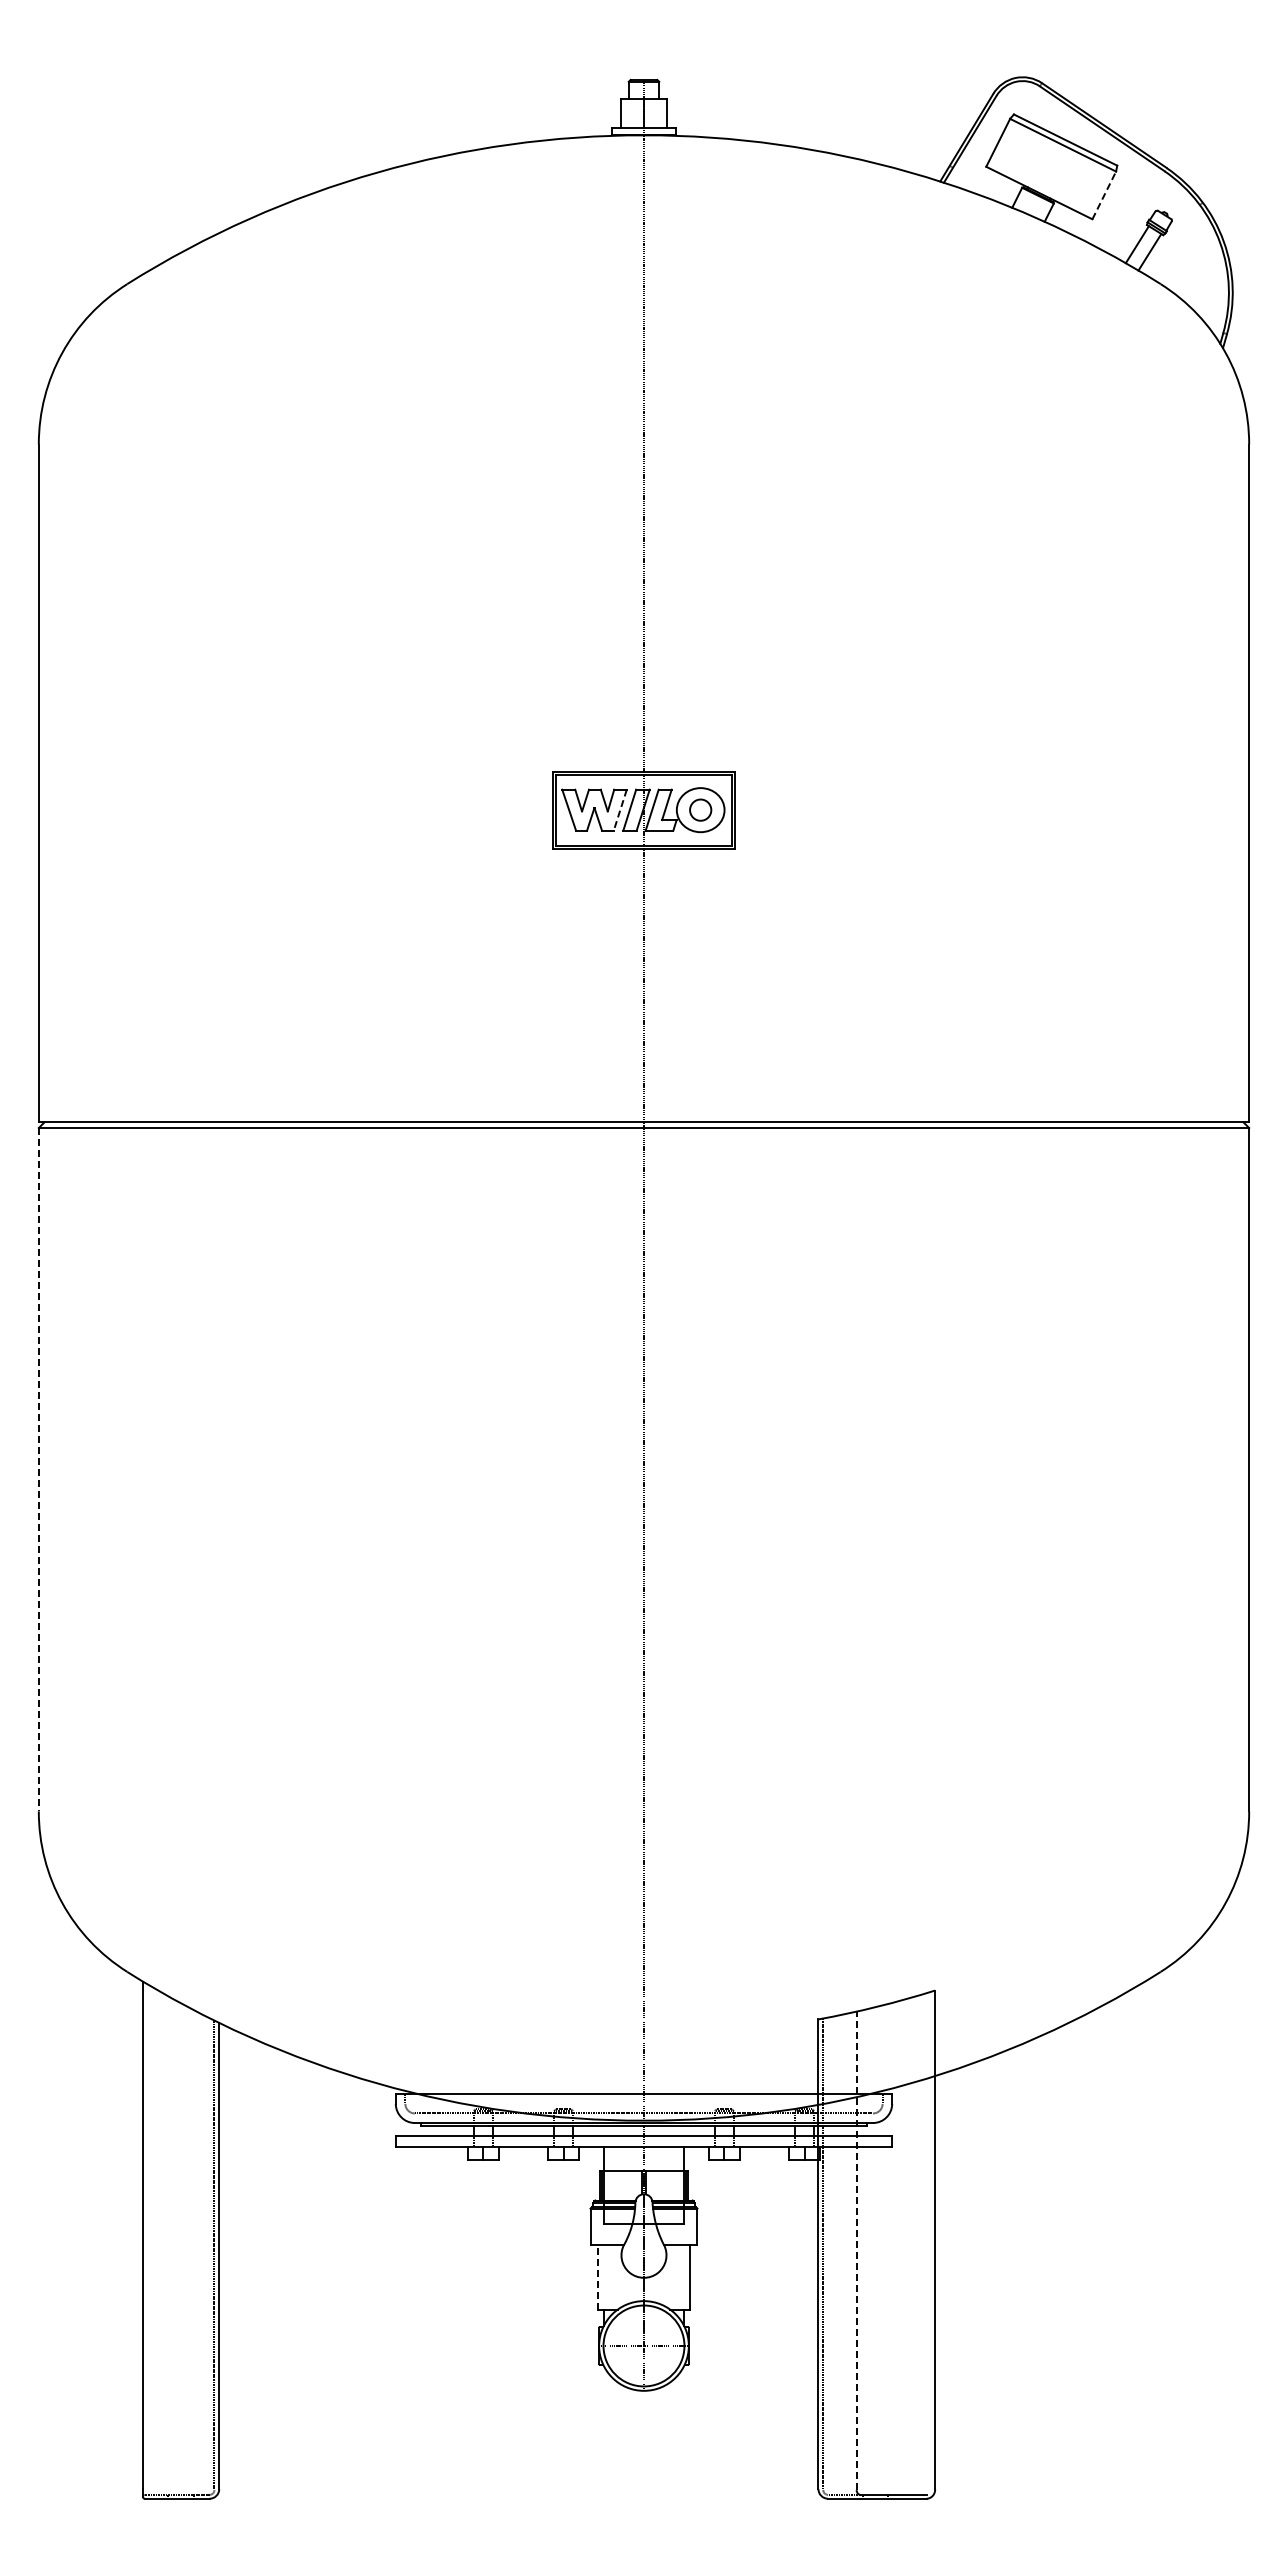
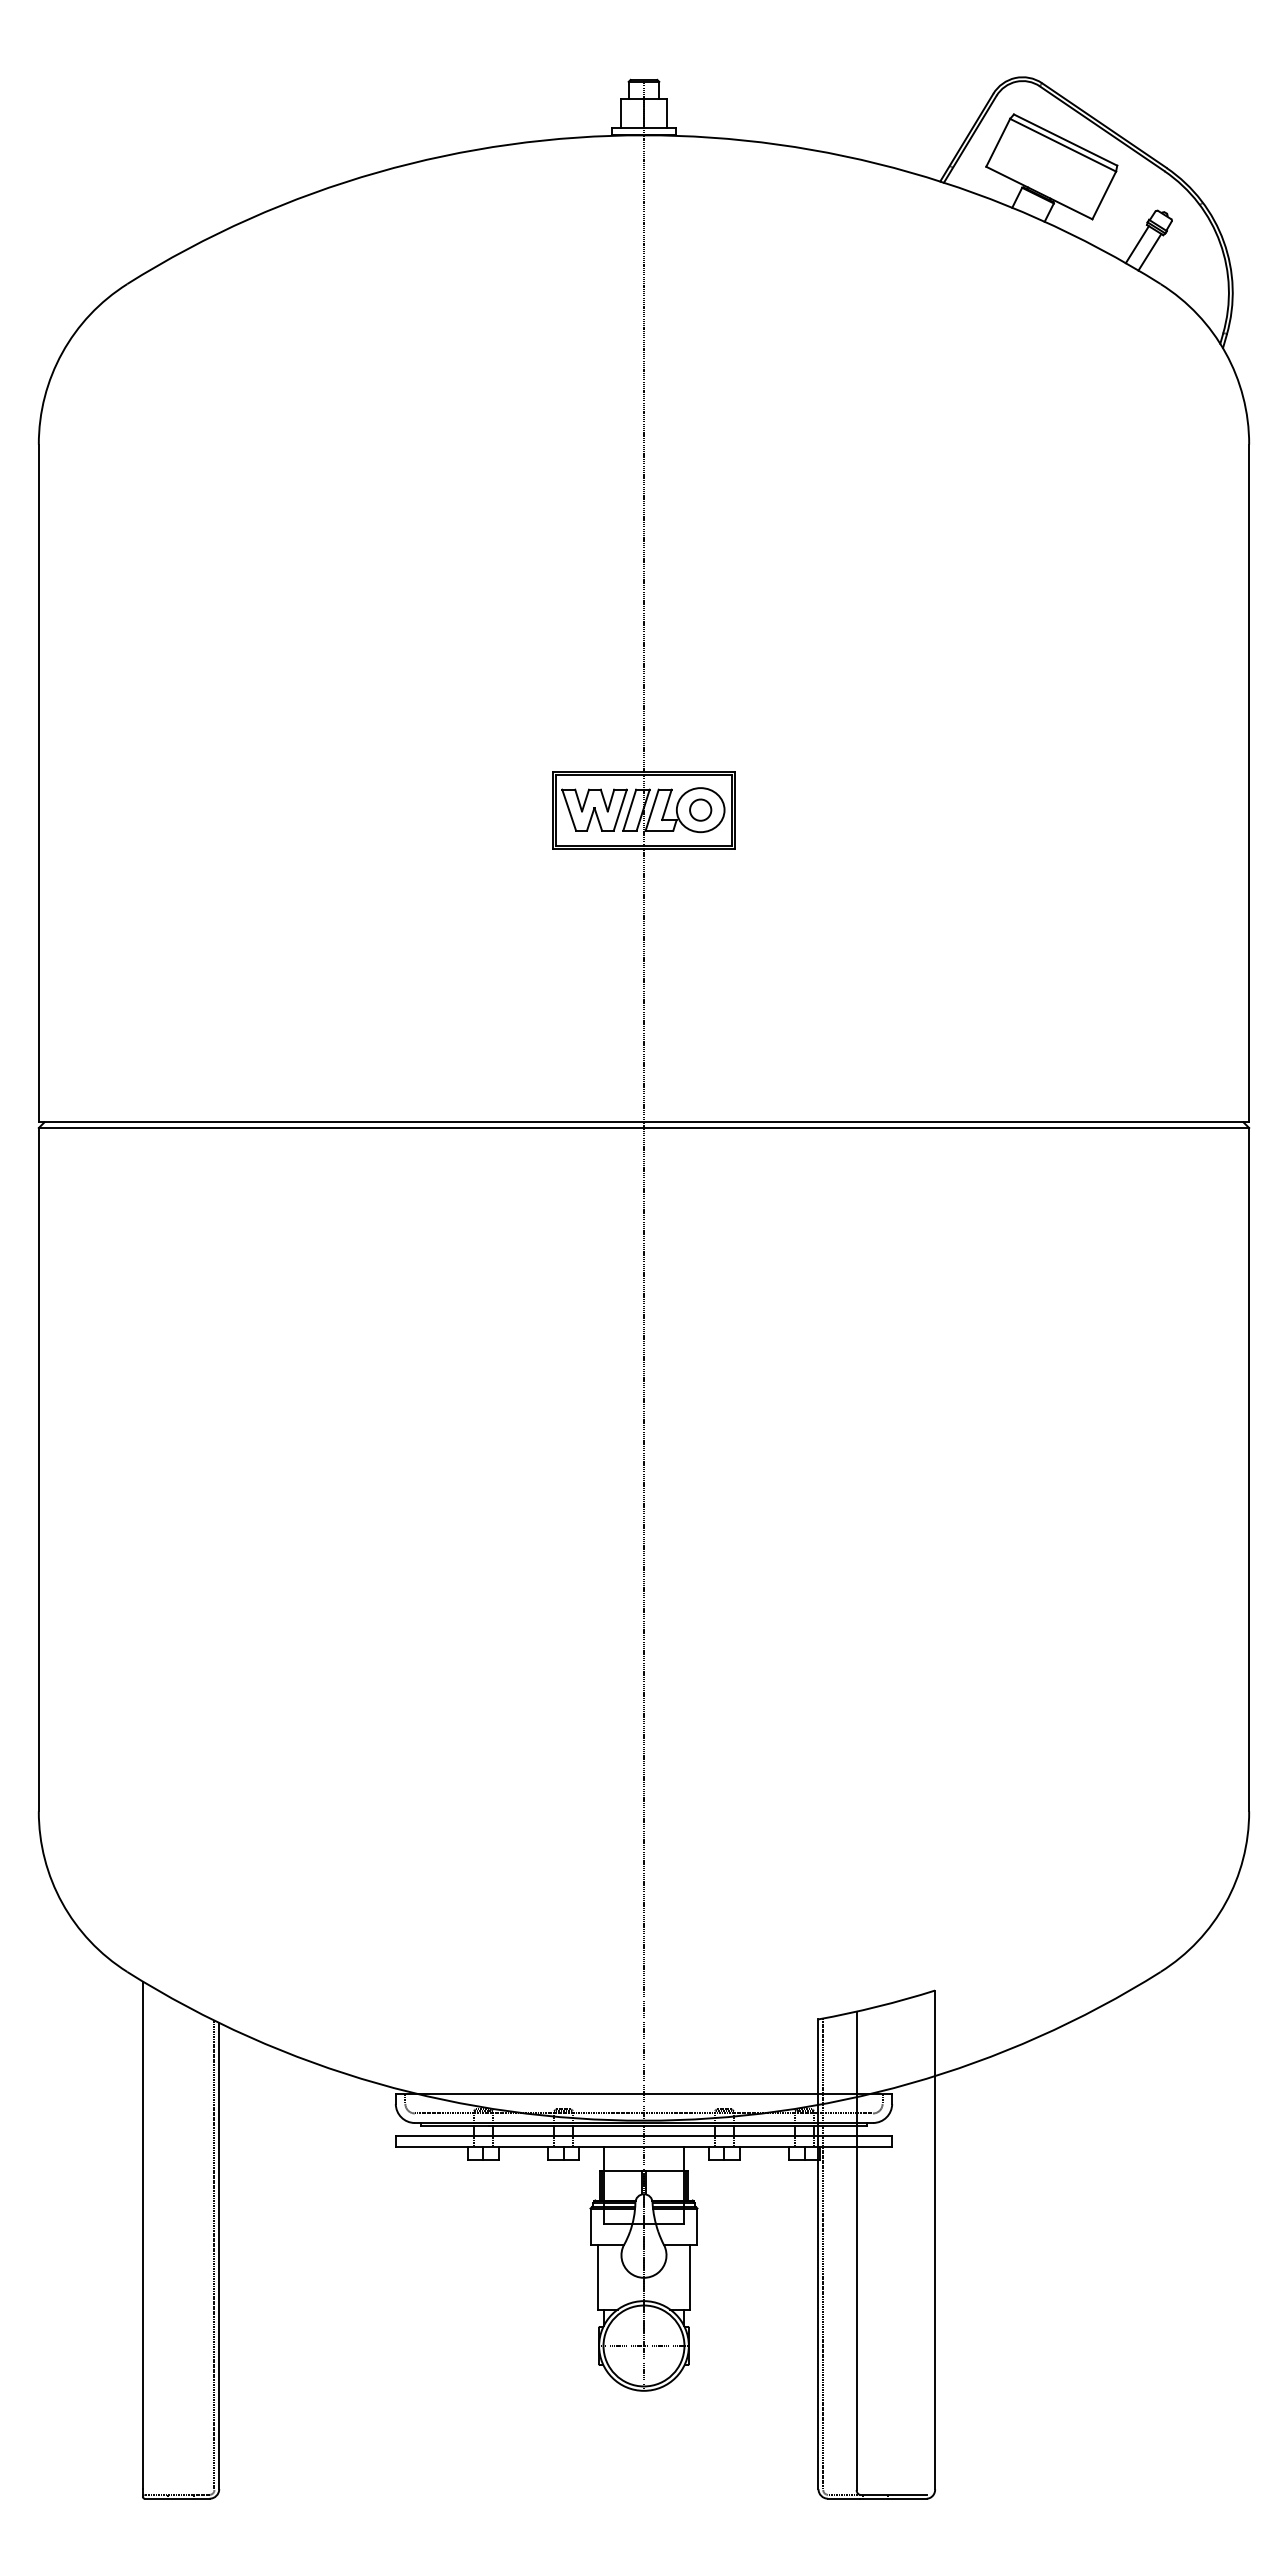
line: dashed -> solid (1104, 195)
line: dashed -> solid (620, 810)
line: dashed -> solid (38, 1469)
line: dashed -> solid (856, 2250)
line: dashed -> solid (597, 2276)
